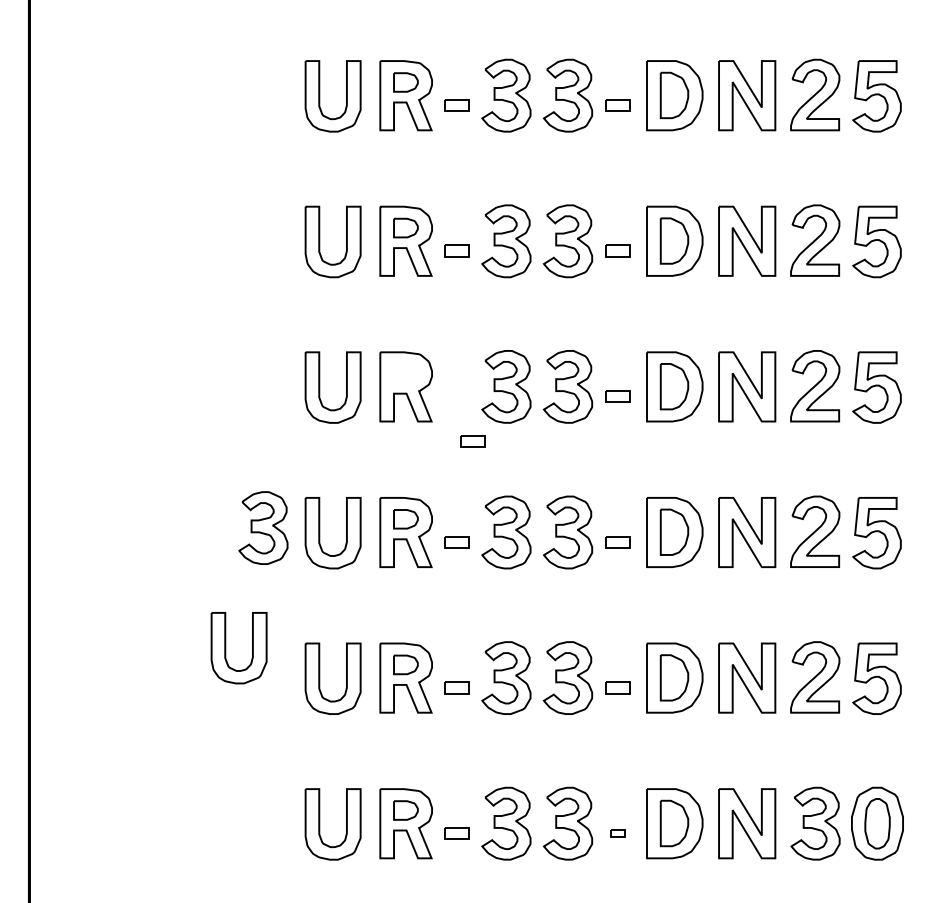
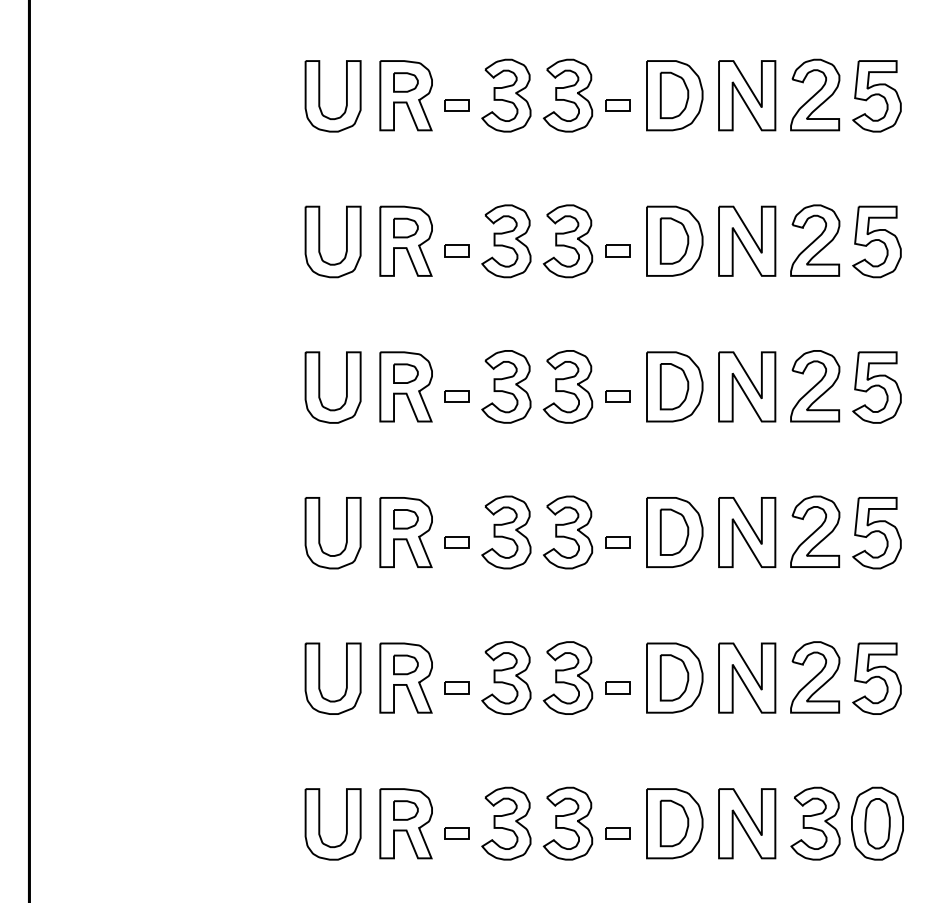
part: none -> present (405, 373)
part position: (472, 441) -> (456, 396) (456, 396)
part: present -> none (263, 527)
part: present -> none (226, 648)
part size: 16x9 px -> 26x13 px (617, 833)
